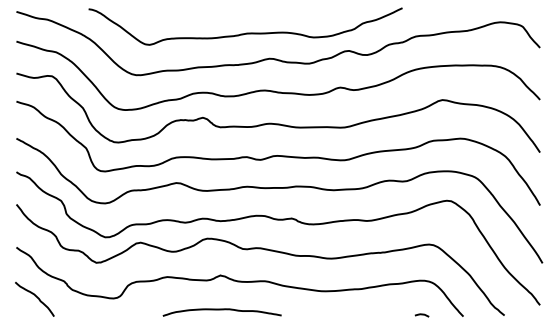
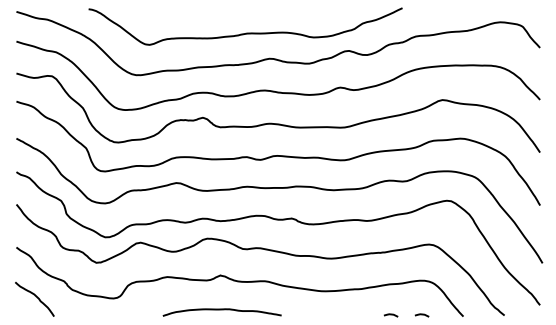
curve: none -> present (390, 315)
